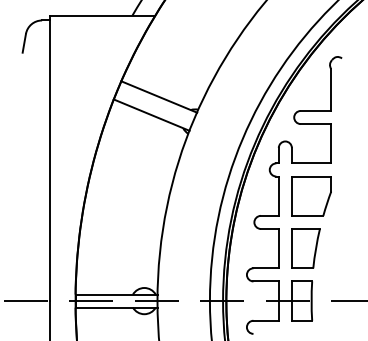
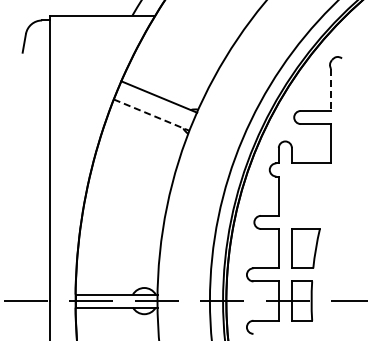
line: solid -> dashed (331, 90)
line: solid -> dashed (152, 115)
part: present -> none (311, 196)
